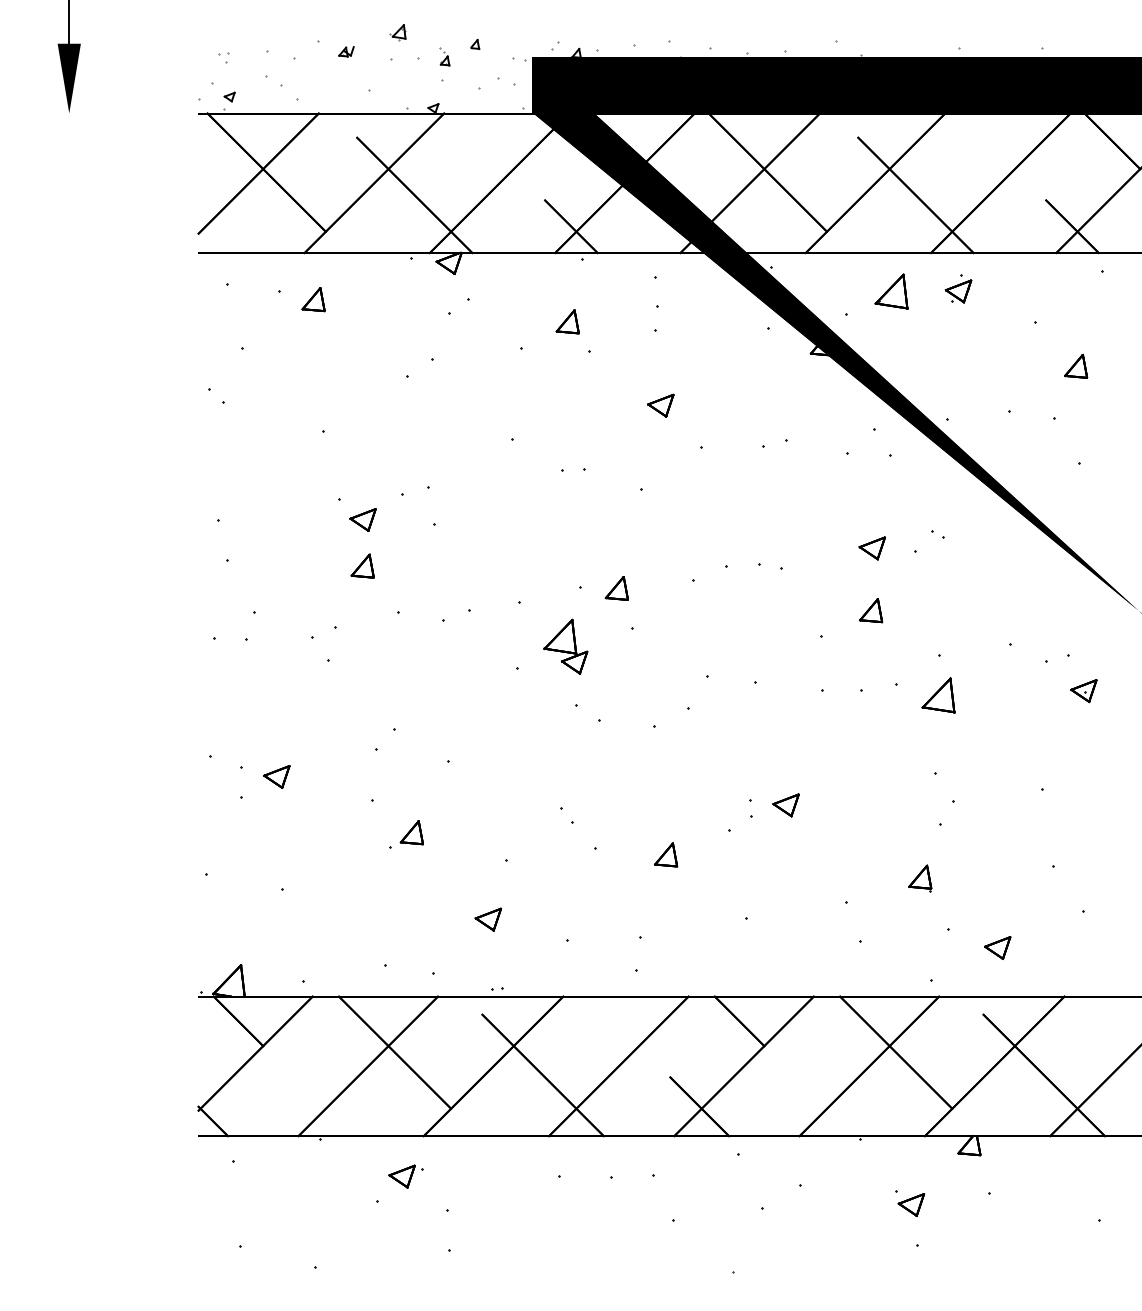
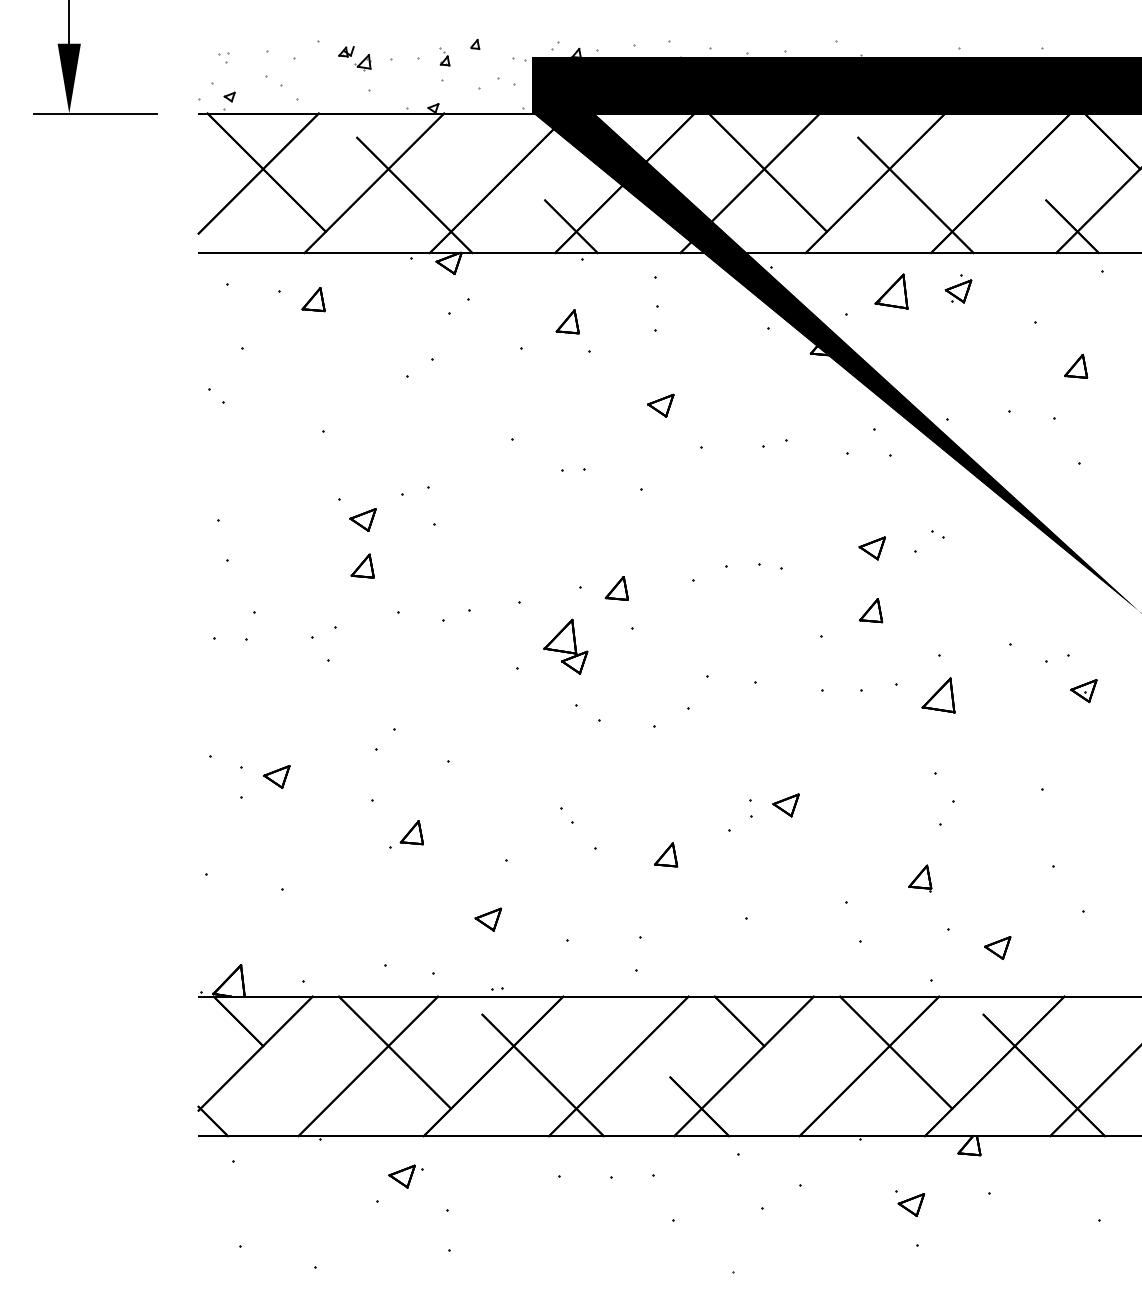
part position: (397, 32) -> (362, 62) (362, 62)
line: none -> present (95, 113)
